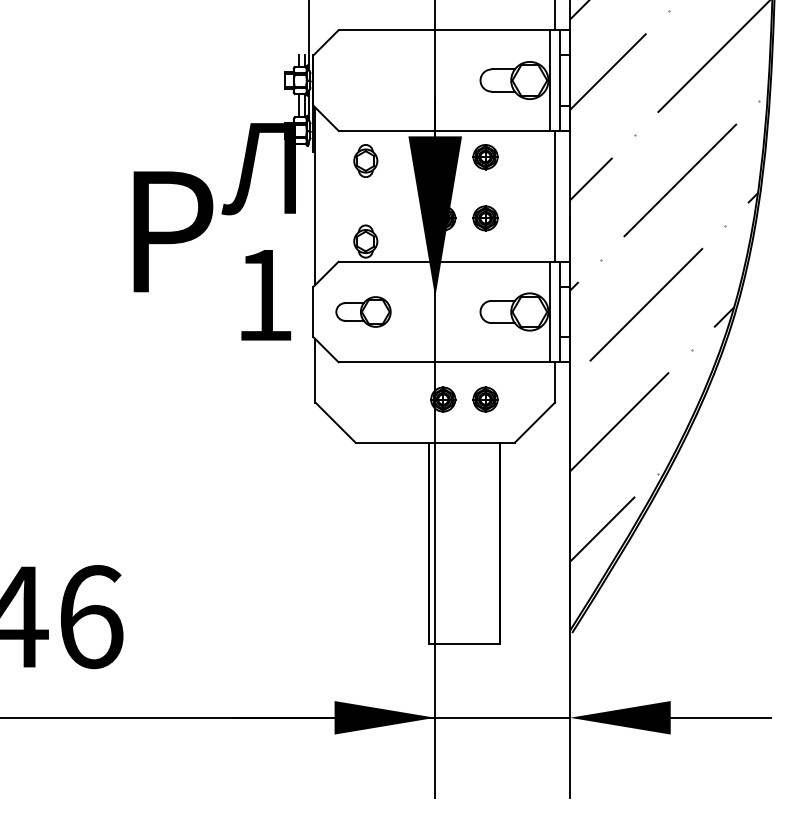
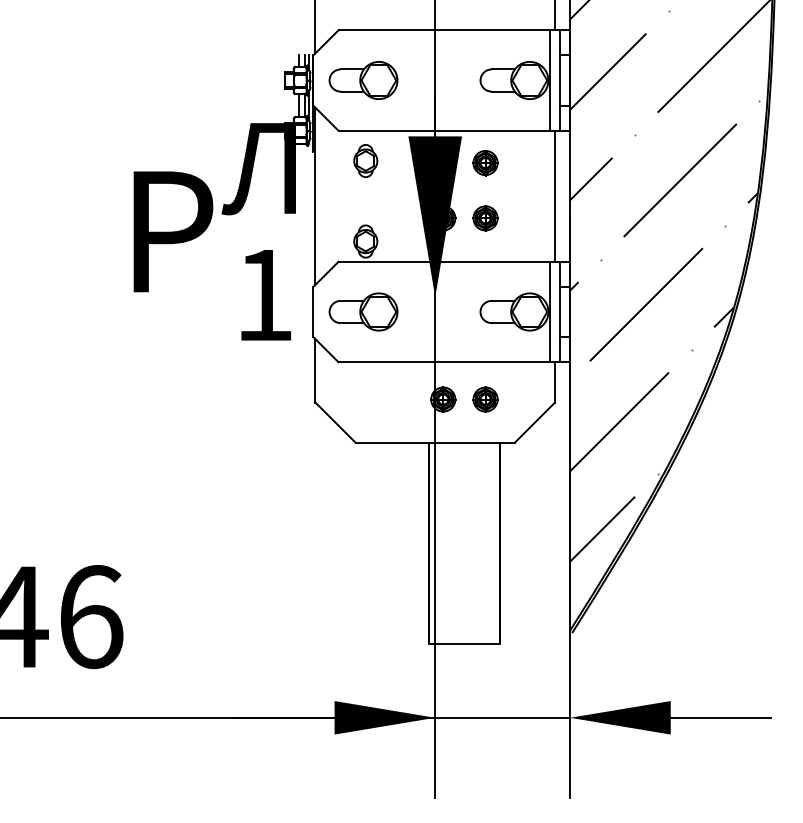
line position: (309, 27) -> (315, 27) (315, 27)
part: none -> present (363, 80)
part position: (485, 157) -> (485, 163) (485, 163)
part size: 57x32 px -> 71x40 px (363, 311)
